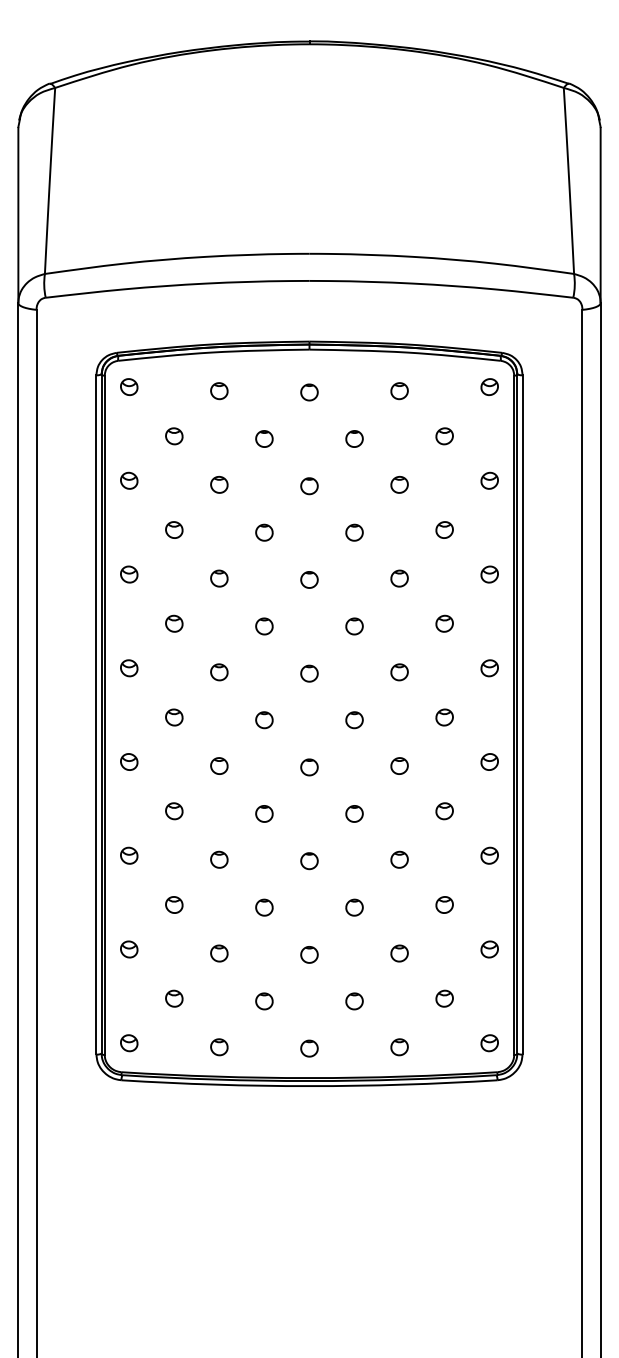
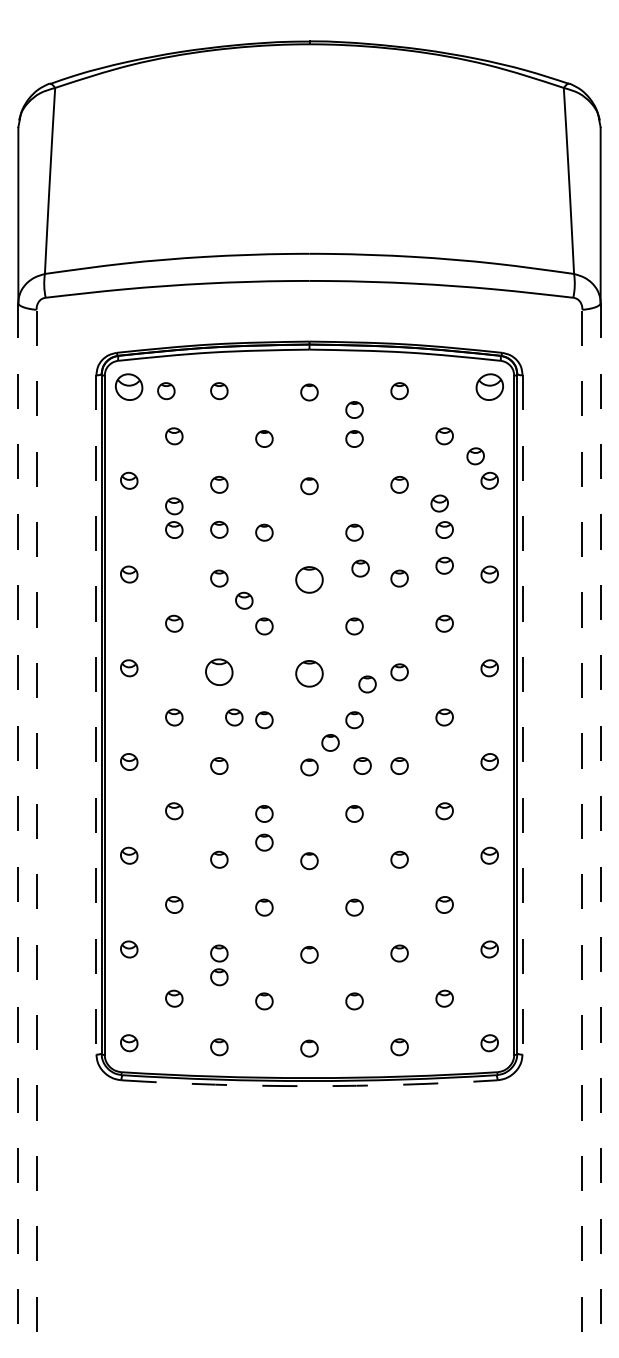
part size: 19x18 px -> 29x28 px (129, 386)
part size: 19x18 px -> 29x28 px (489, 386)
part: none -> present (166, 391)
part: none -> present (354, 409)
part: none -> present (475, 456)
part: none -> present (439, 503)
part: none -> present (174, 506)
part: none -> present (219, 529)
part: none -> present (444, 565)
part: none -> present (360, 568)
part size: 19x18 px -> 29x28 px (309, 579)
part: none -> present (244, 600)
part size: 19x19 px -> 29x28 px (219, 671)
part size: 19x19 px -> 29x28 px (309, 673)
part: none -> present (367, 684)
line: solid -> dashed (96, 714)
line: solid -> dashed (522, 714)
part: none -> present (234, 717)
part: none -> present (330, 742)
part: none -> present (362, 765)
line: solid -> dashed (18, 830)
line: solid -> dashed (600, 830)
line: solid -> dashed (36, 833)
line: solid -> dashed (582, 833)
part: none -> present (264, 842)
part: none -> present (219, 977)
arc: solid -> dashed (309, 1086)
